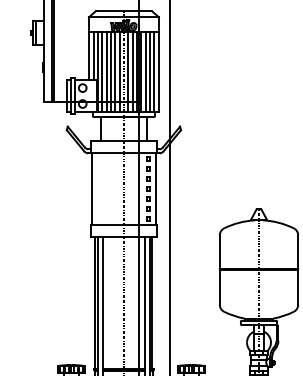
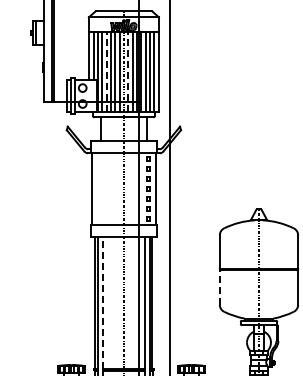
line: solid -> dashed (106, 72)
line: solid -> dashed (128, 72)
line: solid -> dashed (219, 286)
line: solid -> dashed (102, 303)
